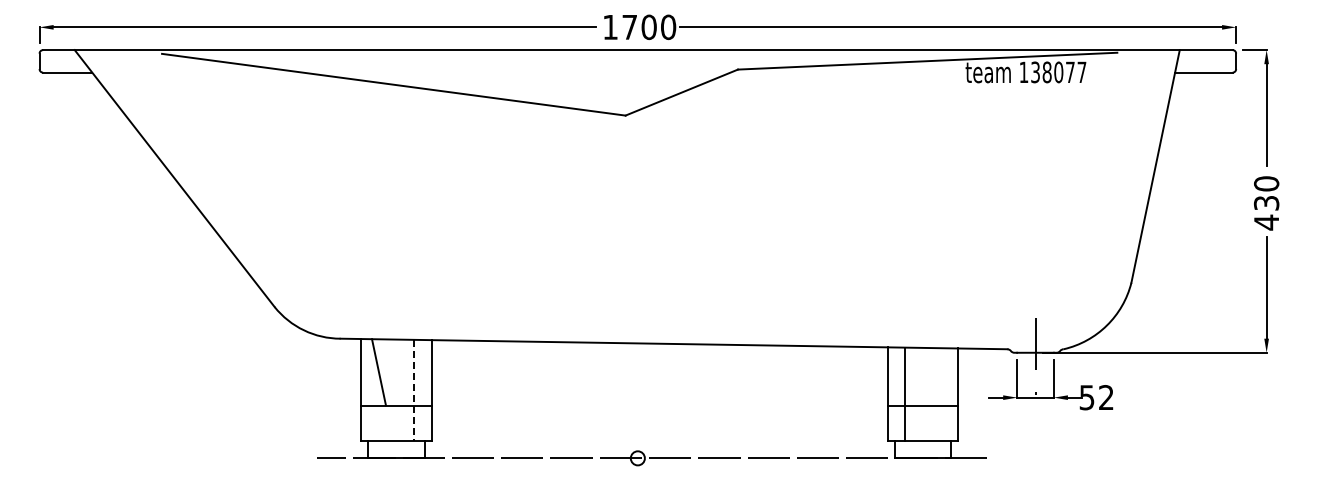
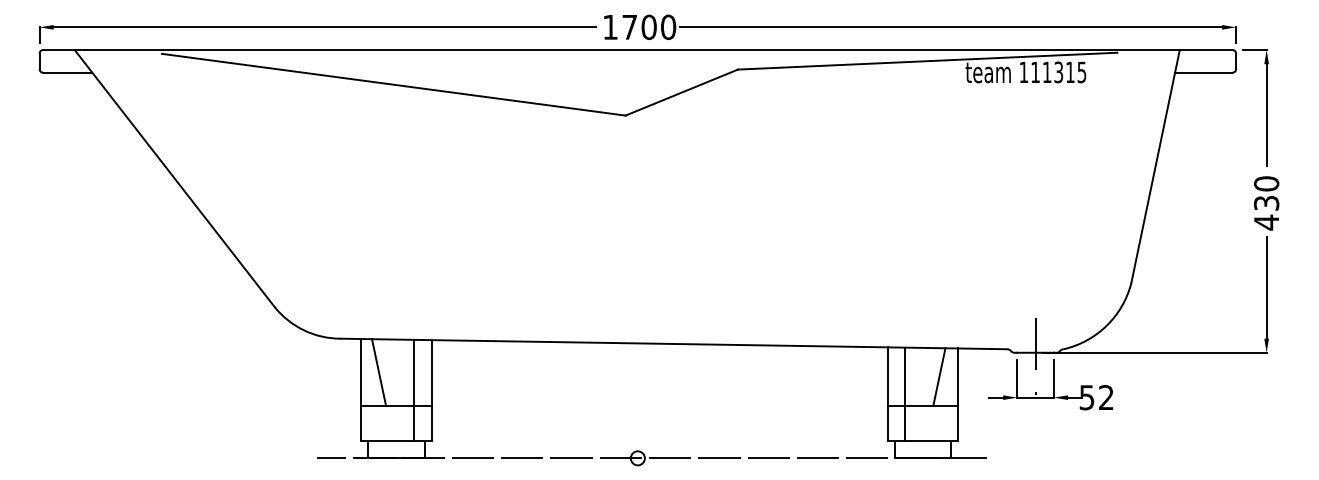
text: 138077 -> 111315 (1058, 72)
line: none -> present (939, 376)
line: dashed -> solid (414, 390)
